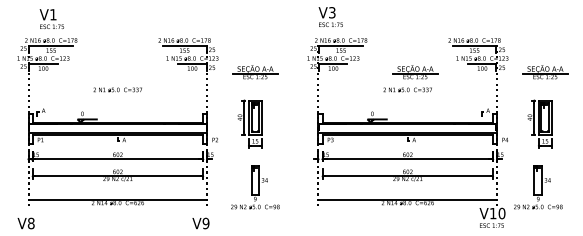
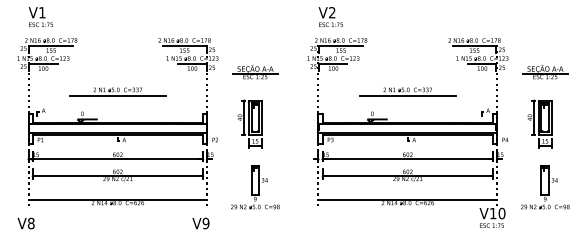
text: V3 -> V2 (332, 12)
text position: (51, 18) -> (40, 16) (40, 16)
part: present -> none (415, 72)
line: none -> present (117, 95)
line: none -> present (407, 95)
part position: (538, 187) -> (545, 187) (545, 187)
